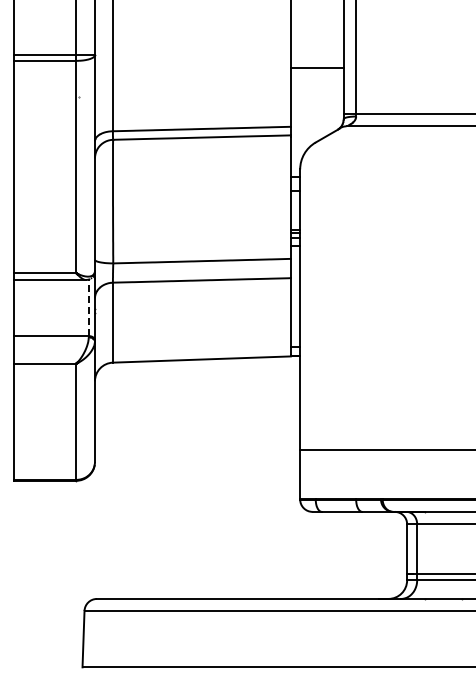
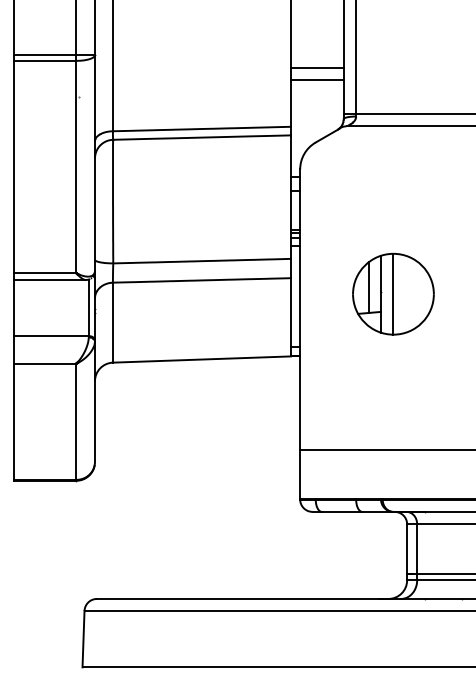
line: none -> present (316, 79)
part: none -> present (393, 293)
line: dashed -> solid (88, 307)
